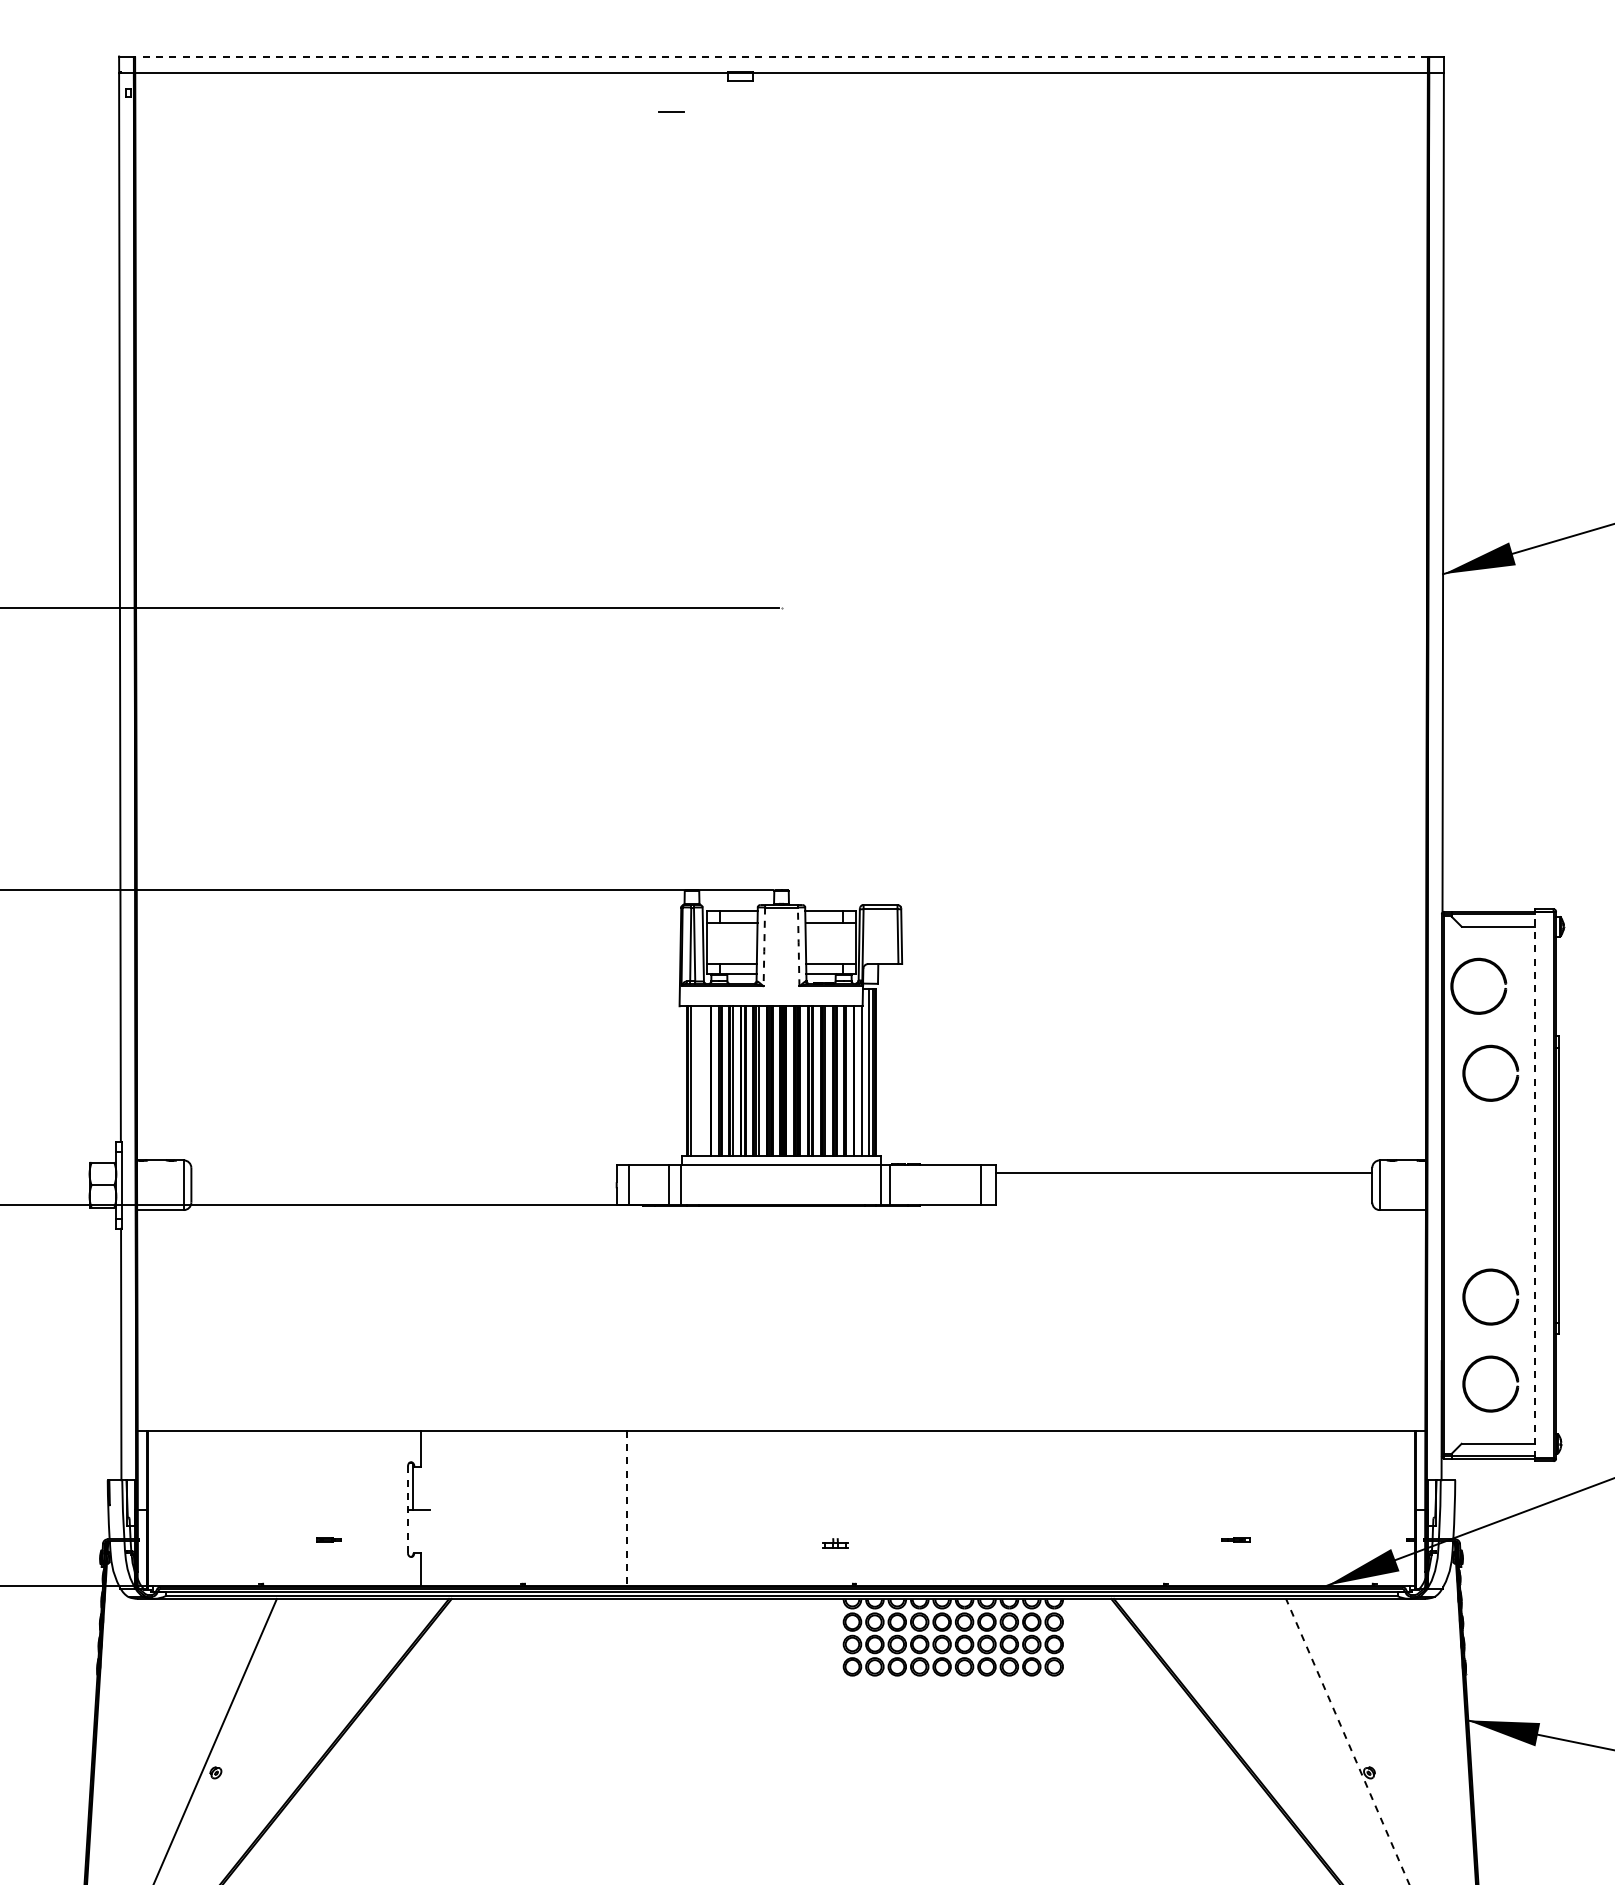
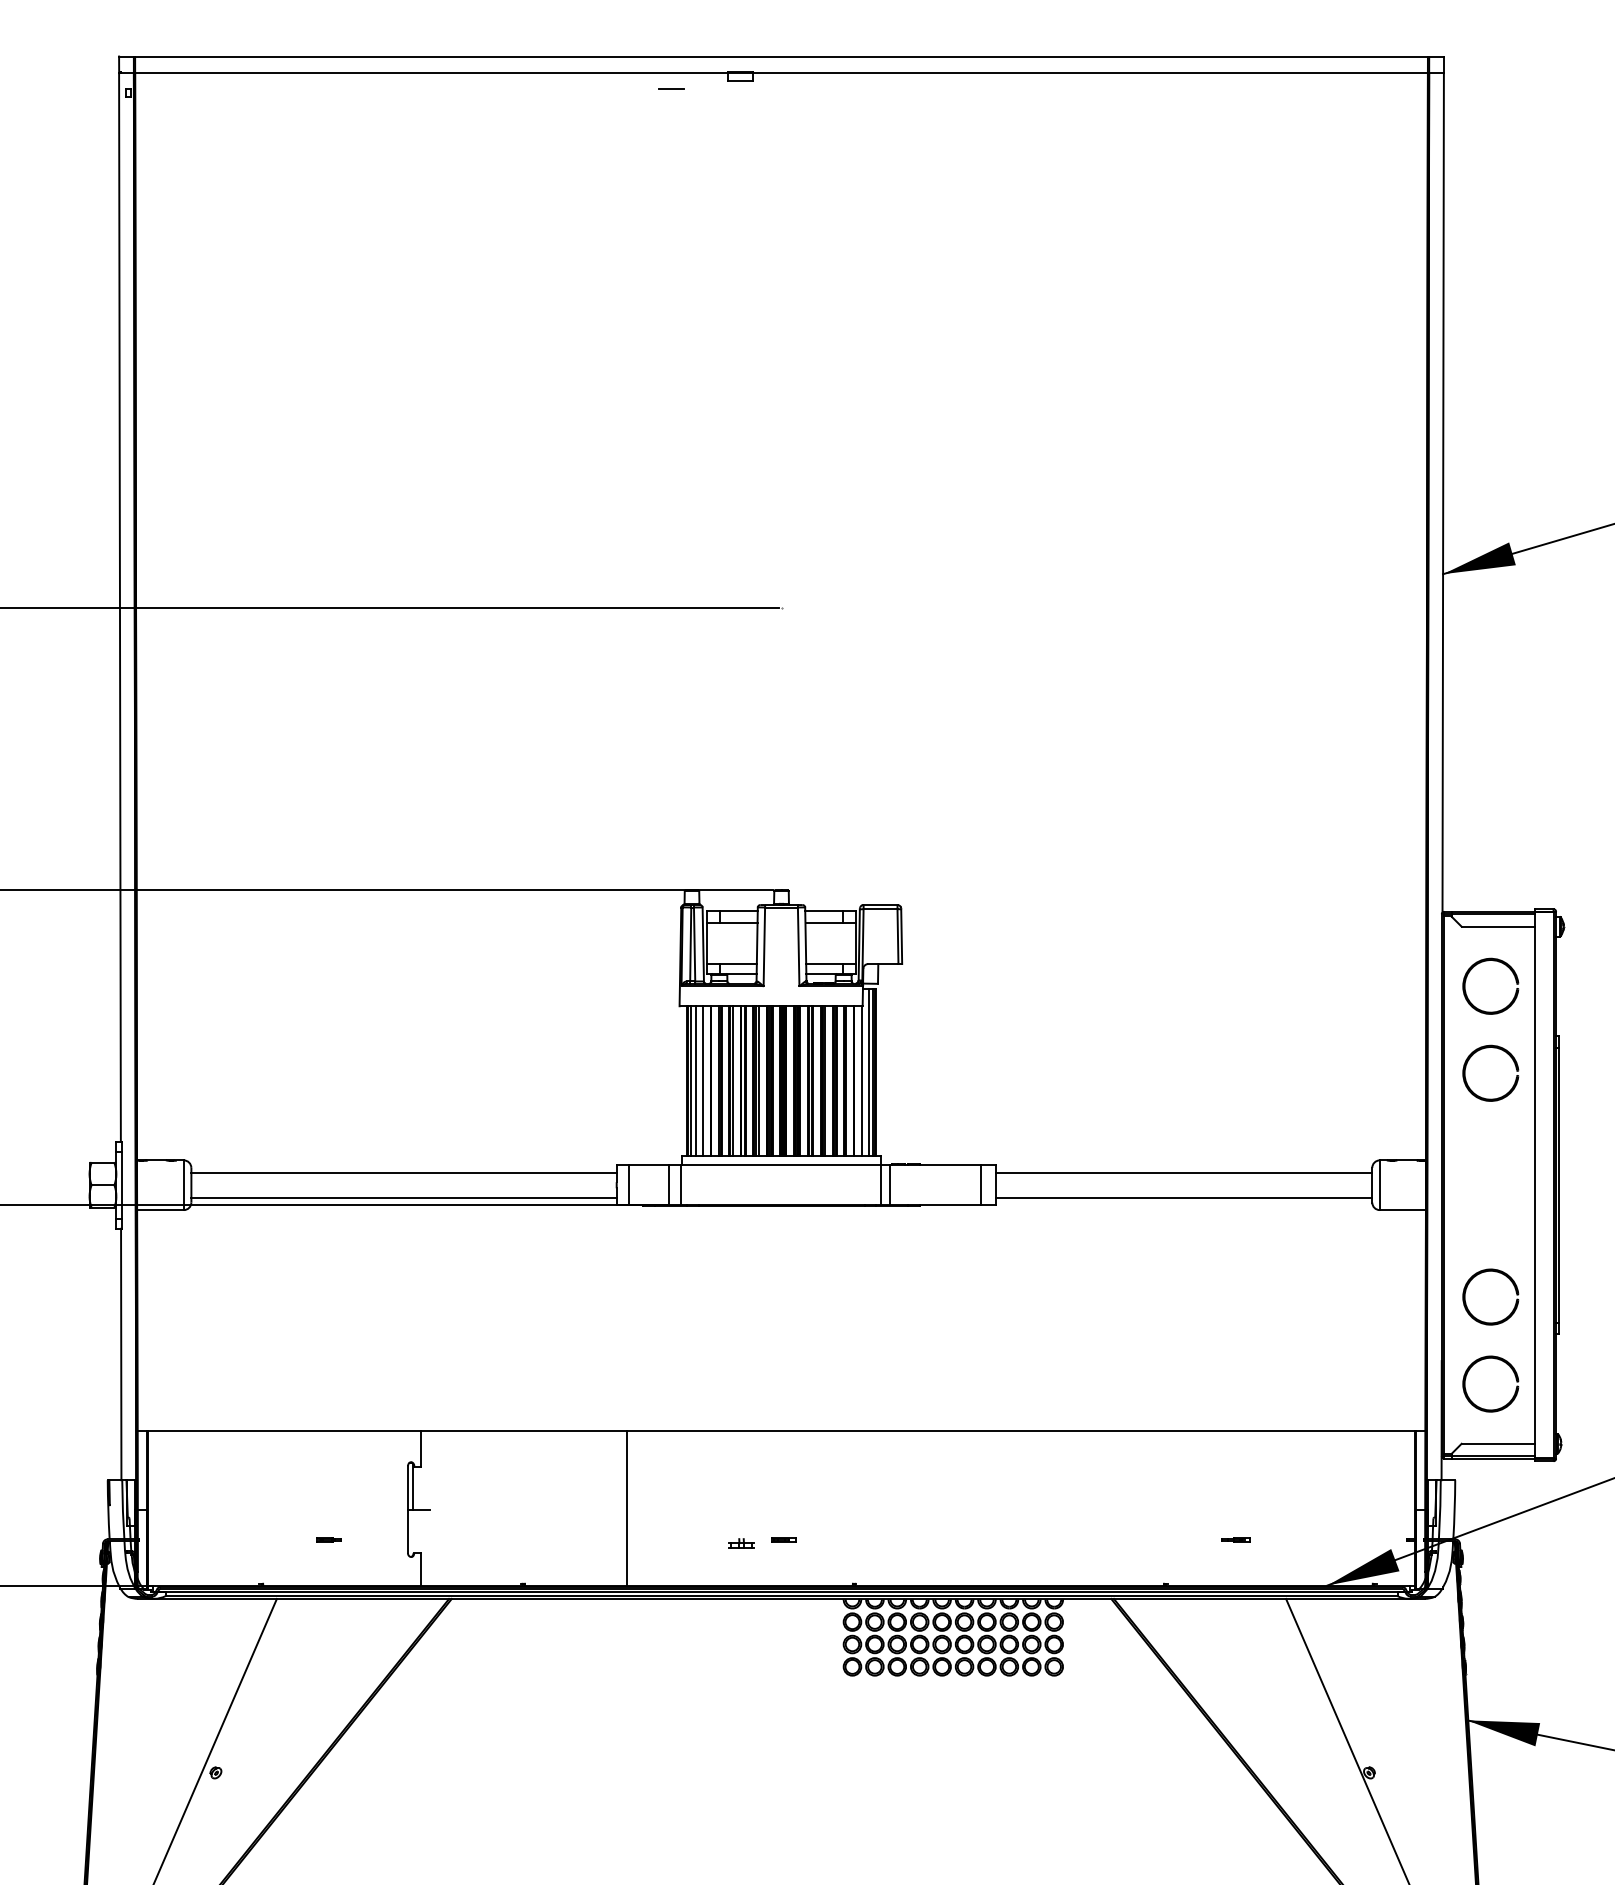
line: dashed -> solid (781, 56)
line position: (671, 111) -> (671, 88) (671, 88)
line: dashed -> solid (798, 946)
line: dashed -> solid (764, 947)
part position: (1471, 962) -> (1483, 962) (1483, 962)
line: none -> present (695, 1081)
line: none -> present (702, 1081)
line: none -> present (403, 1172)
line: dashed -> solid (1535, 1184)
line: none -> present (403, 1197)
line: none -> present (1183, 1197)
line: dashed -> solid (627, 1508)
line: dashed -> solid (407, 1510)
part: none -> present (783, 1539)
part position: (835, 1543) -> (741, 1543) (741, 1543)
line: dashed -> solid (1347, 1741)
